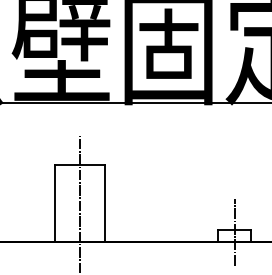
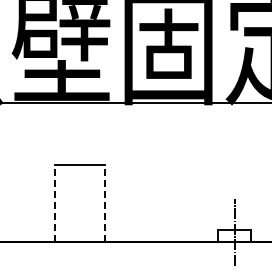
line: present -> none (79, 202)
line: solid -> dashed (54, 203)
line: solid -> dashed (104, 203)
